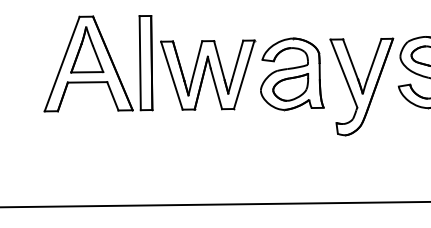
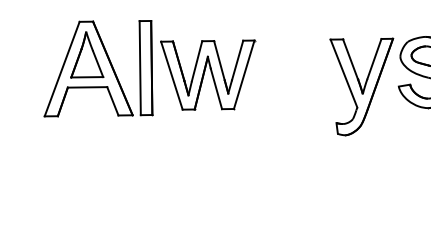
part position: (98, 63) -> (98, 68) (98, 68)
part: present -> none (292, 74)
line: present -> none (214, 204)
